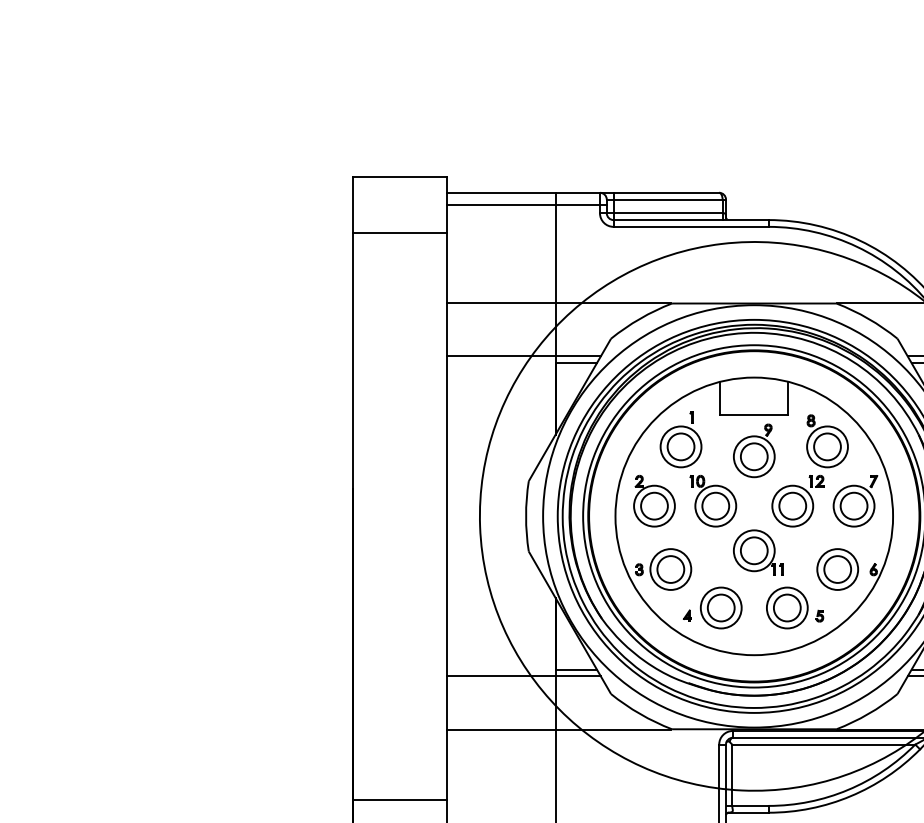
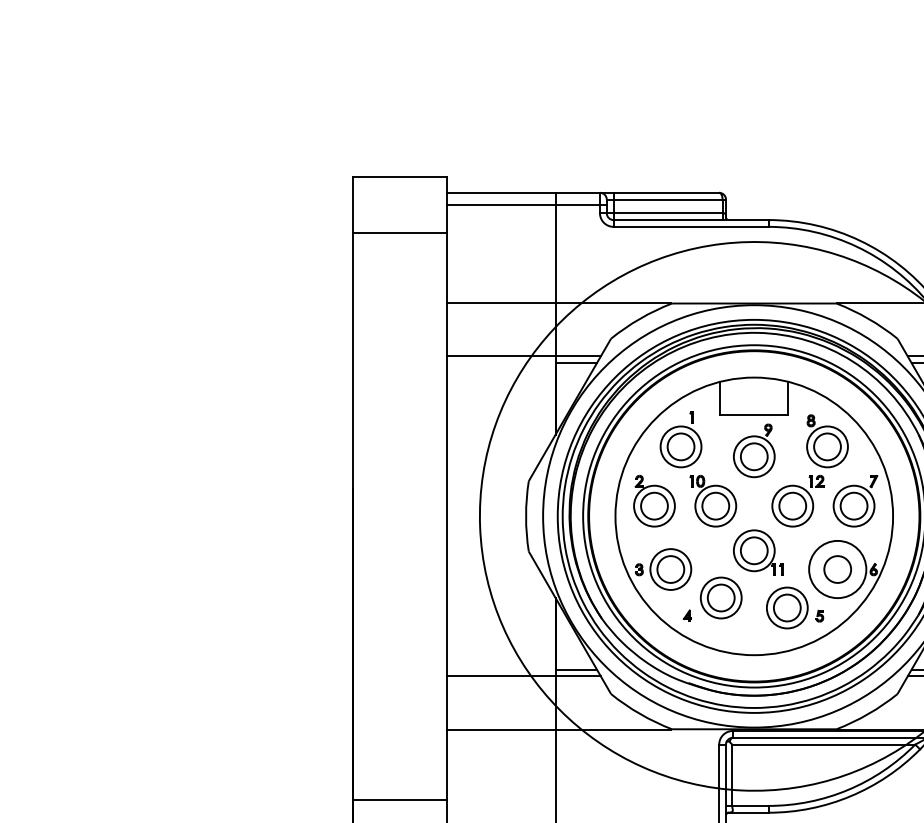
circle diameter: 41 px -> 57 px (837, 569)
part position: (720, 607) -> (720, 597) (720, 597)
